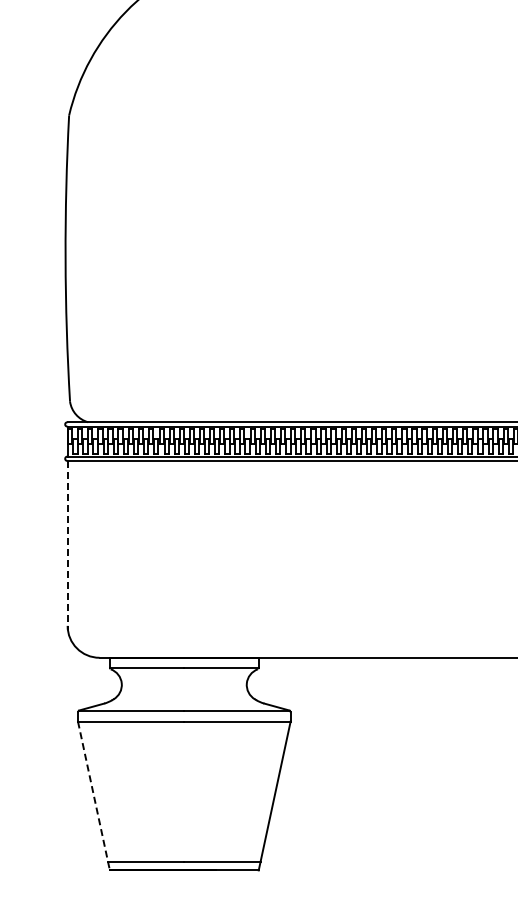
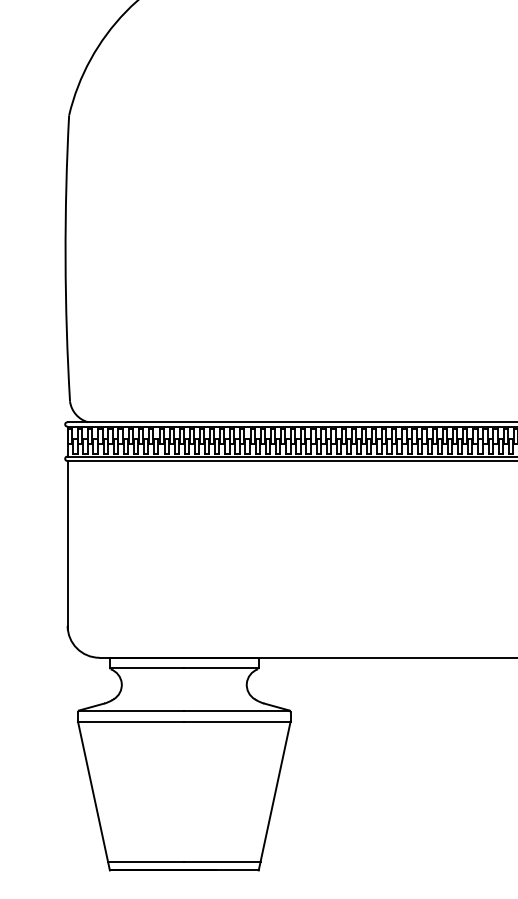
line: dashed -> solid (67, 545)
line: dashed -> solid (94, 796)
